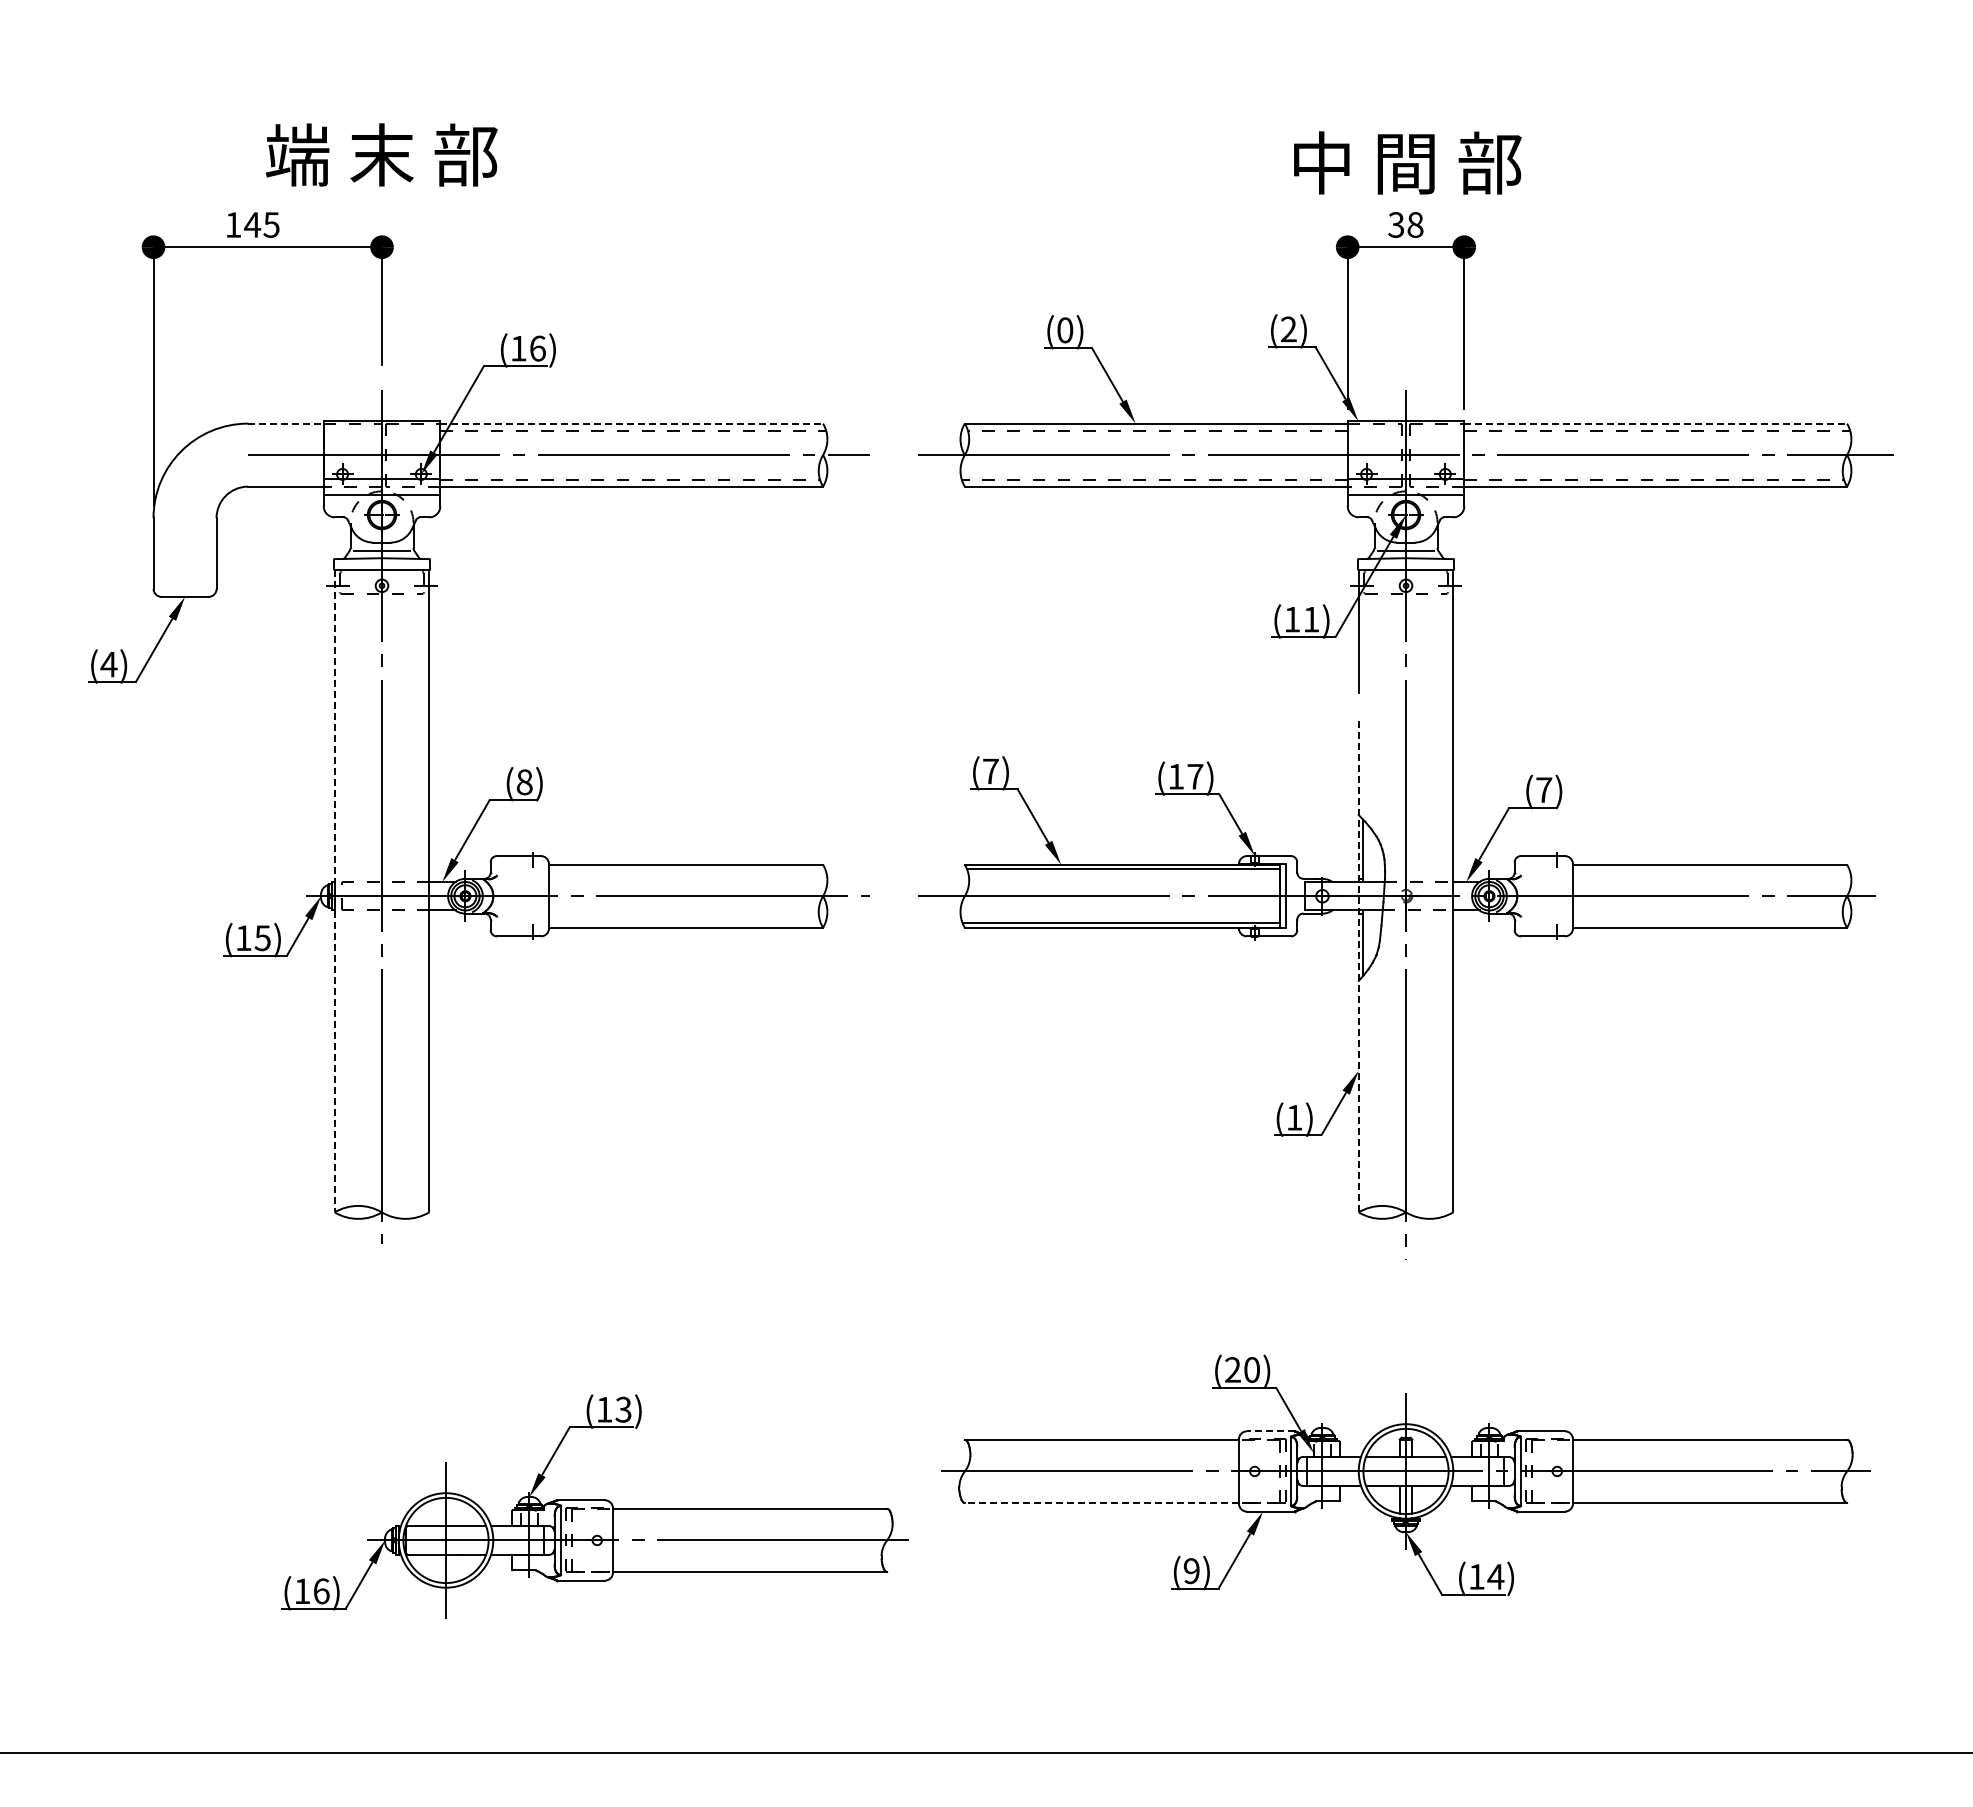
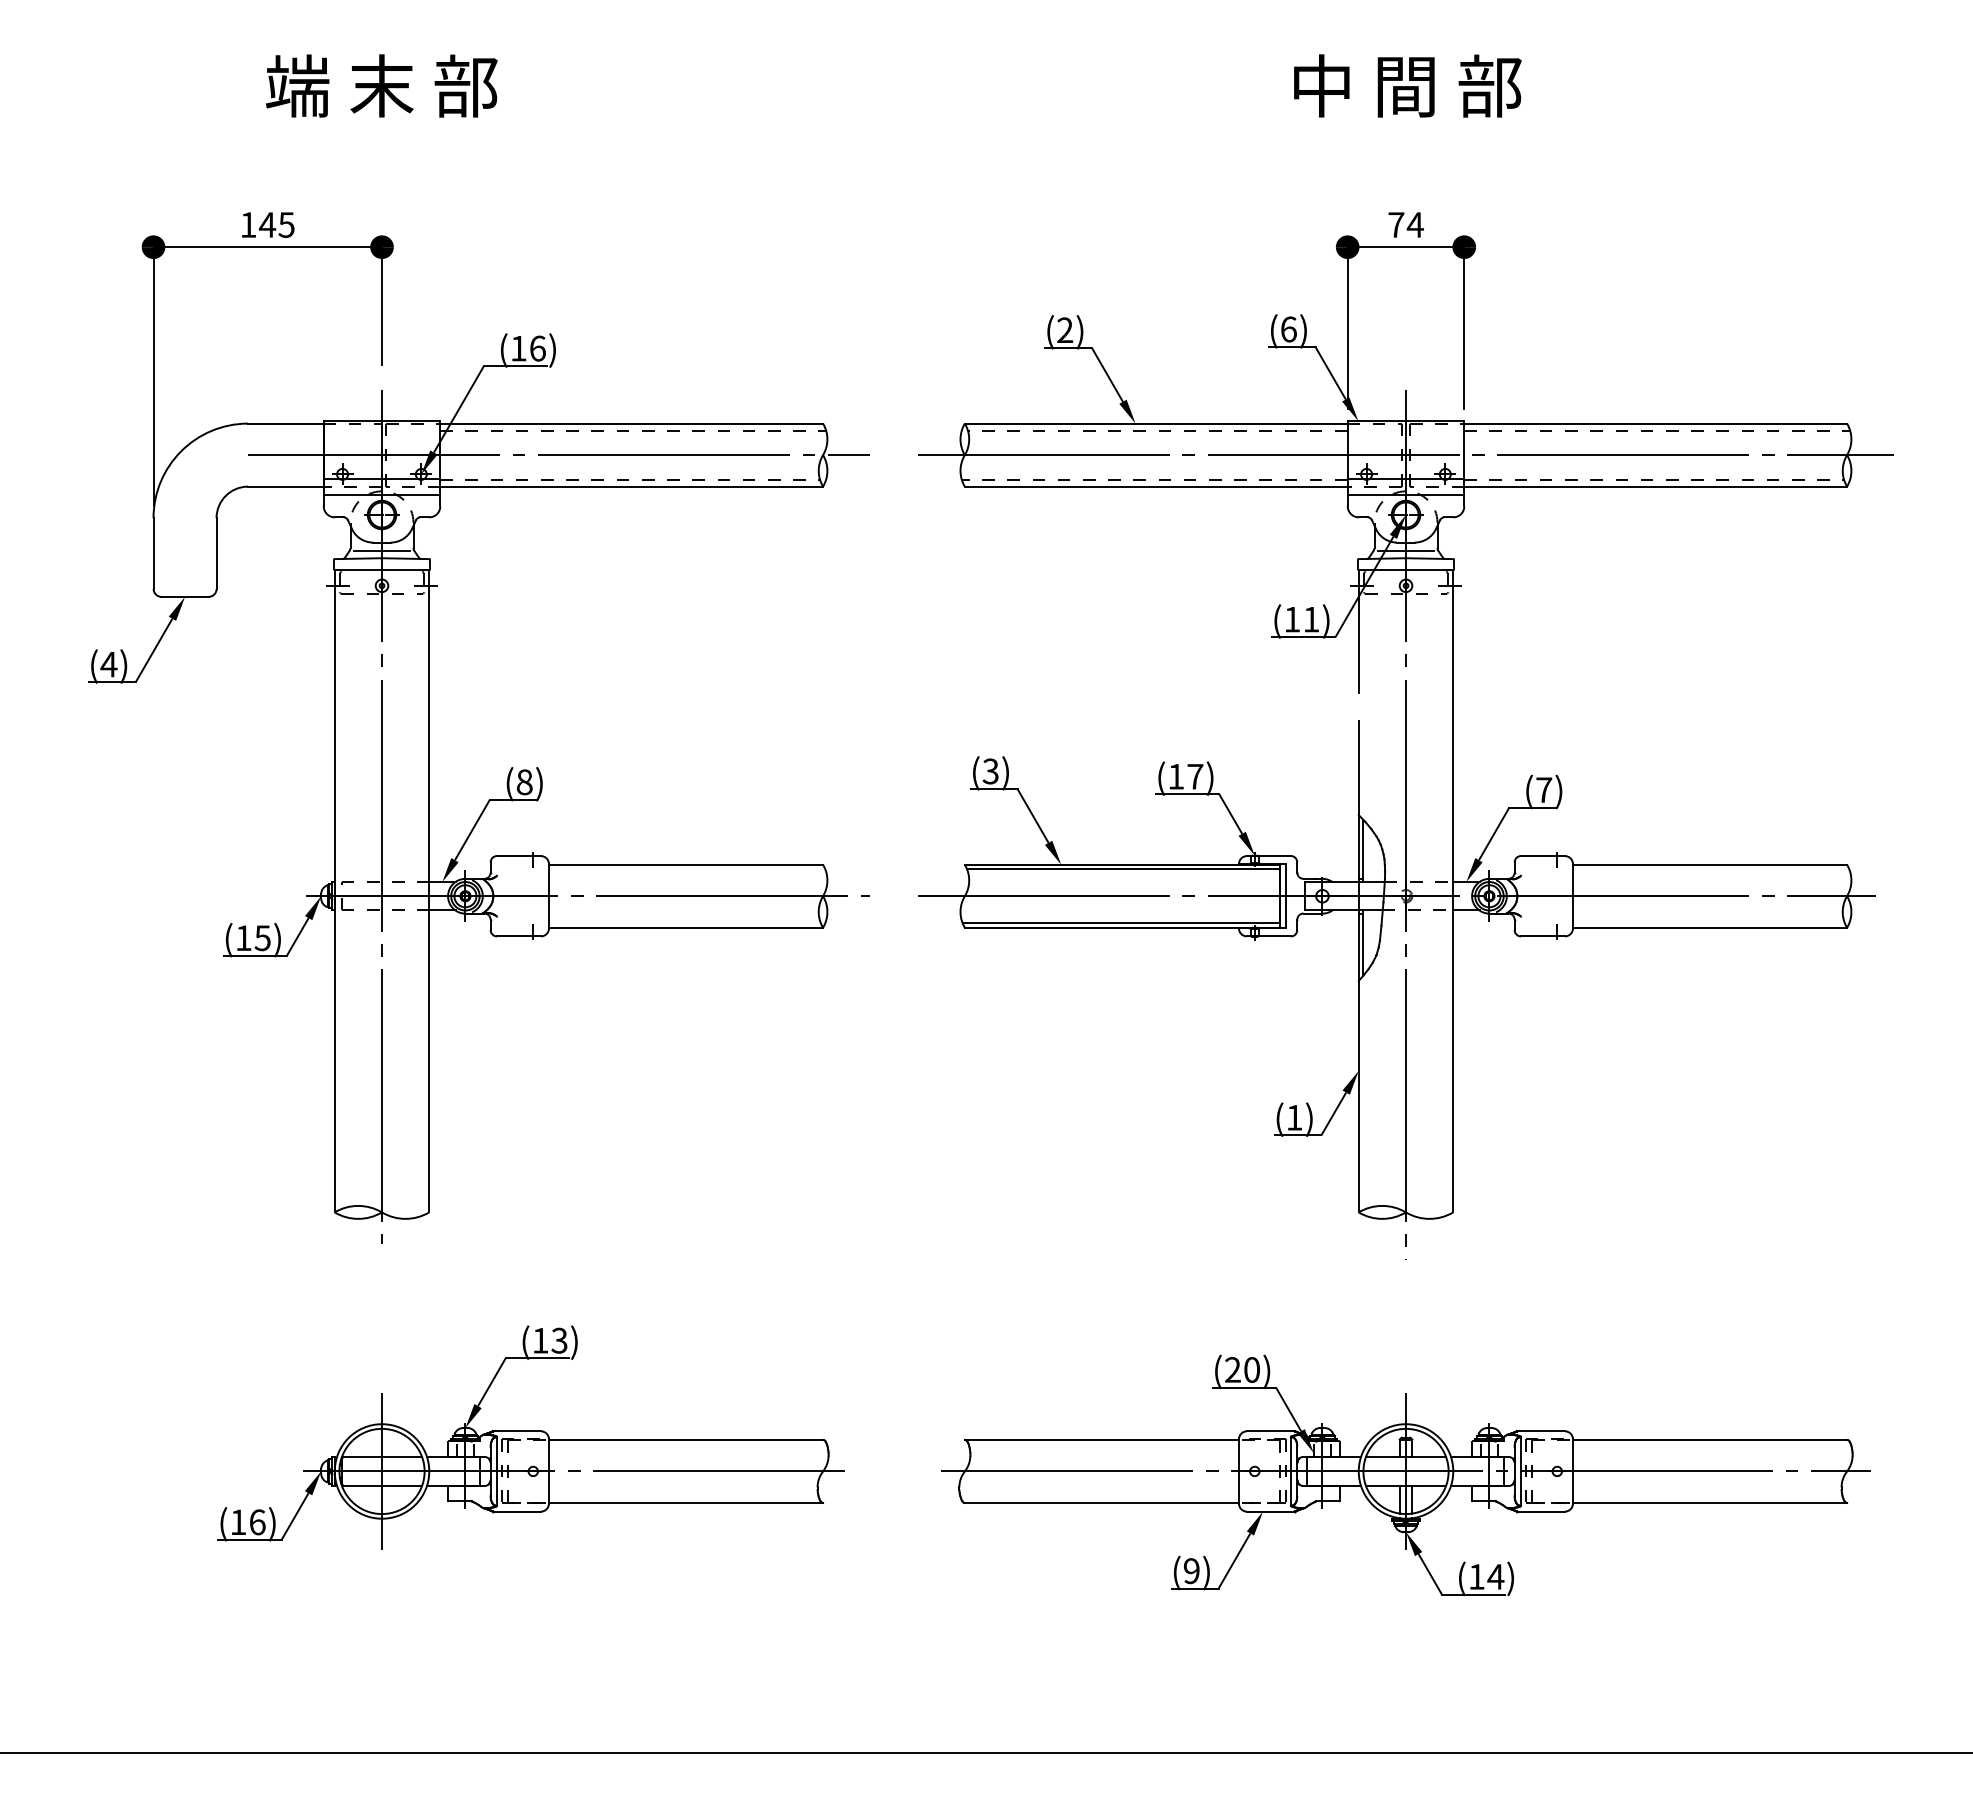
text position: (381, 154) -> (381, 85) (381, 85)
text position: (1407, 162) -> (1407, 85) (1407, 85)
text position: (253, 224) -> (268, 224) (268, 224)
text: 38 -> 74 (1405, 224)
text: (2) -> (6) (1288, 329)
text: (0) -> (2) (1065, 330)
line: dashed -> solid (285, 423)
line: dashed -> solid (632, 423)
line: dashed -> solid (1656, 423)
text: (7) -> (3) (990, 771)
line: dashed -> solid (334, 891)
line: dashed -> solid (1358, 966)
line: dashed -> solid (1270, 1431)
line: dashed -> solid (1101, 1502)
part position: (594, 1506) -> (530, 1437) (530, 1437)
